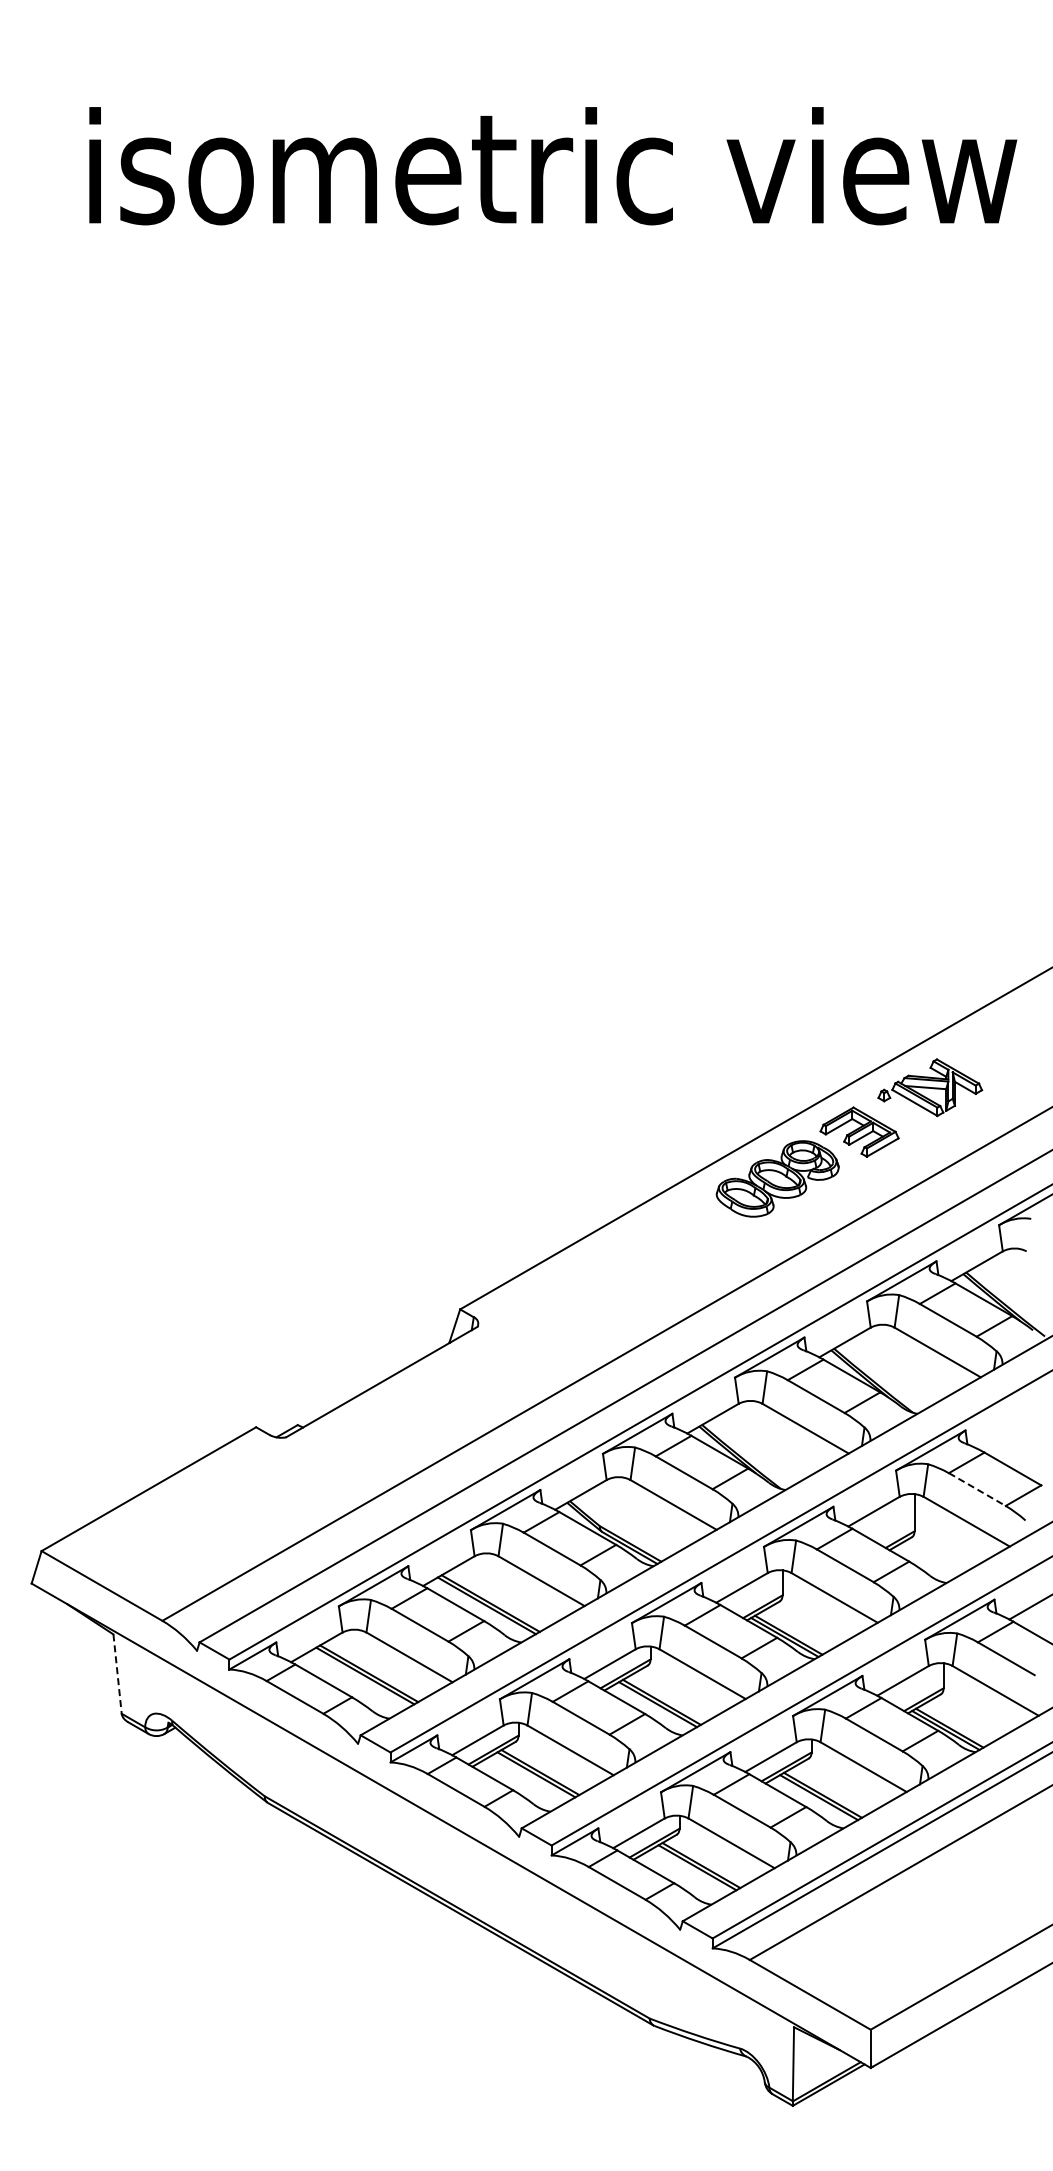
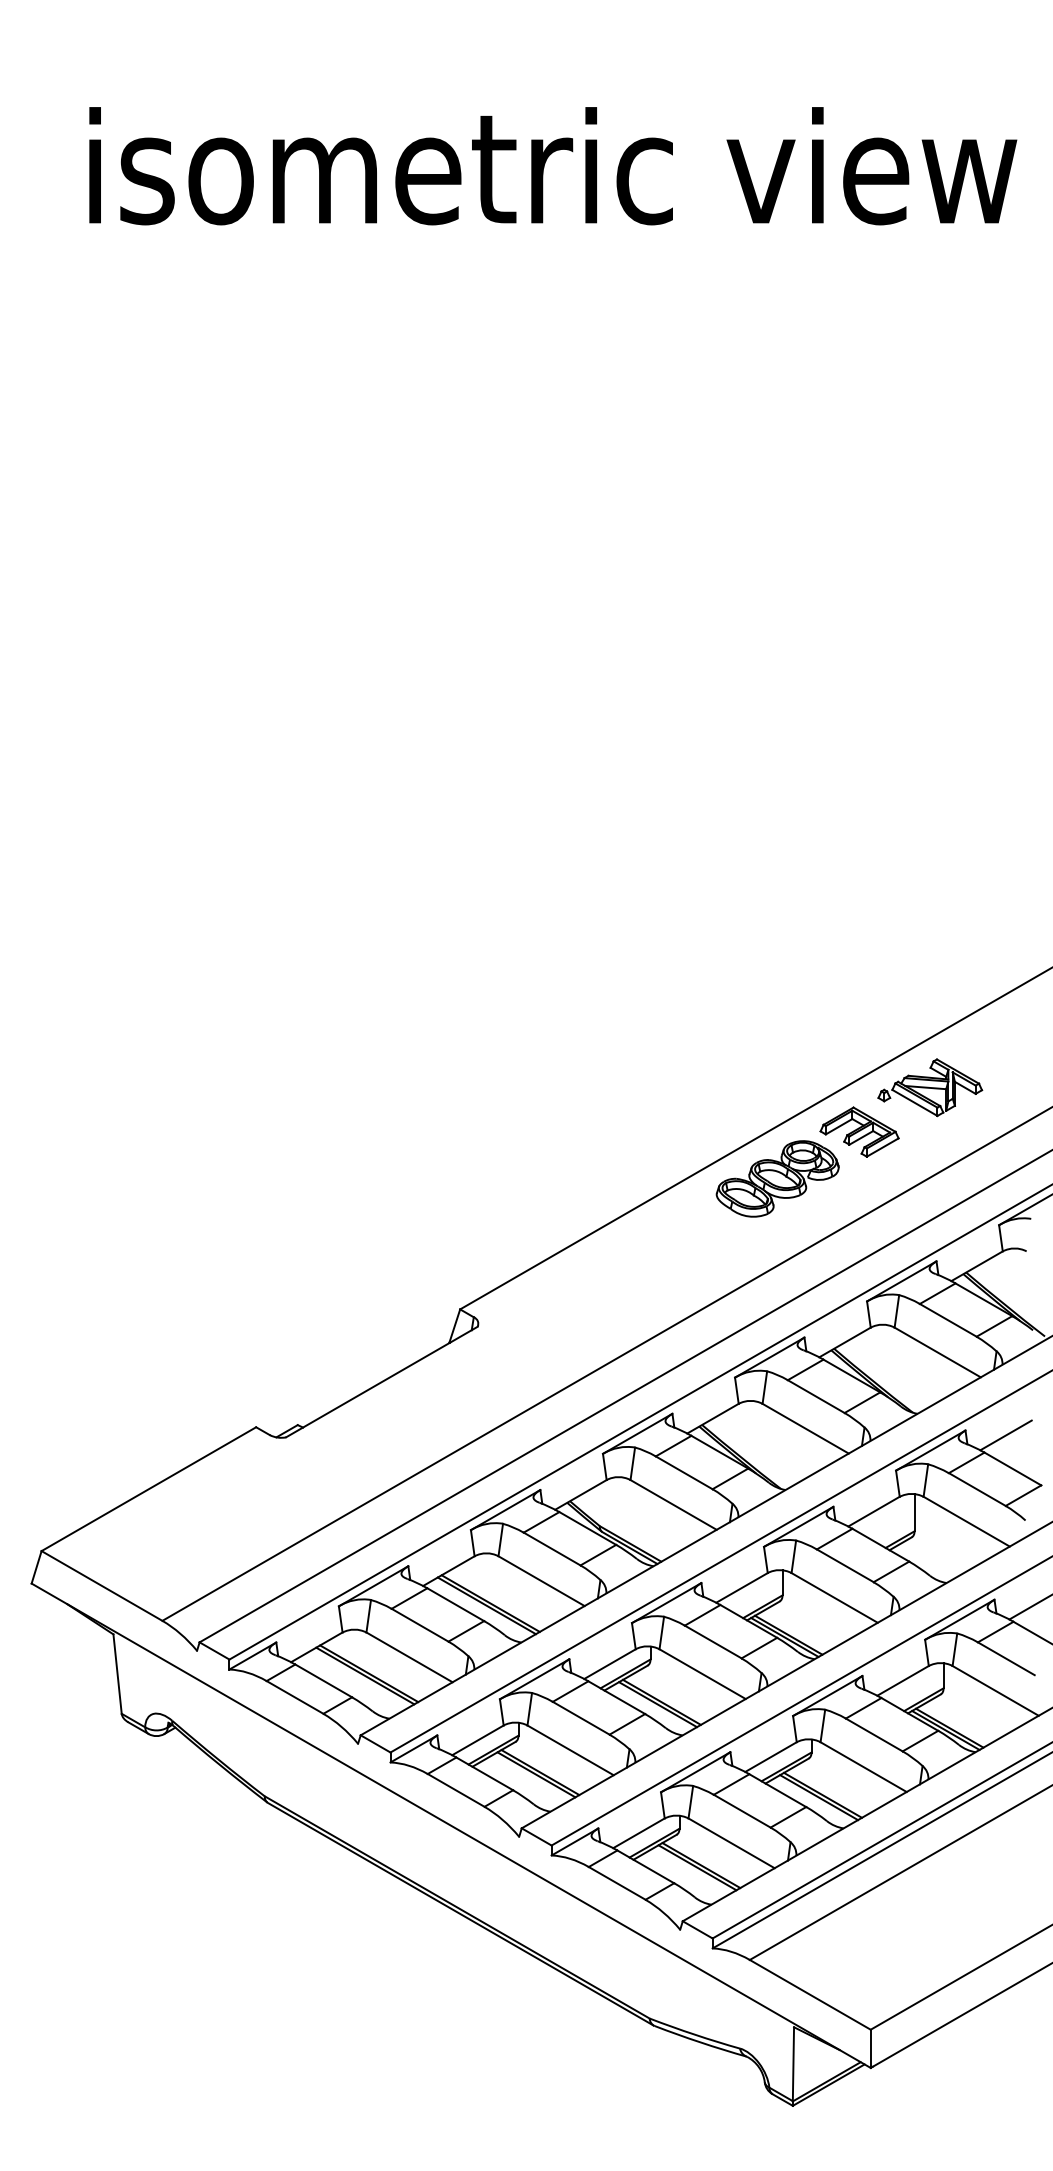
line: none -> present (1005, 1435)
line: dashed -> solid (977, 1489)
line: dashed -> solid (117, 1674)
